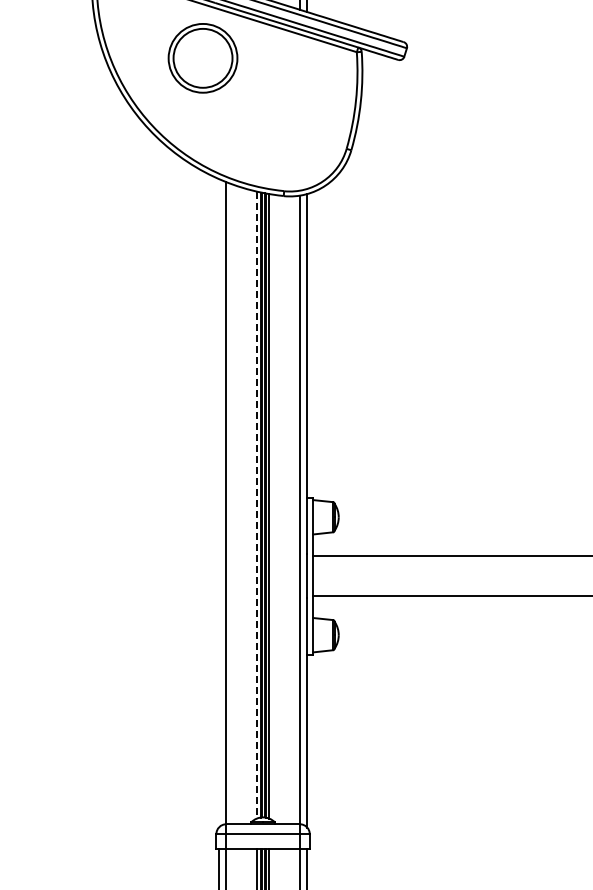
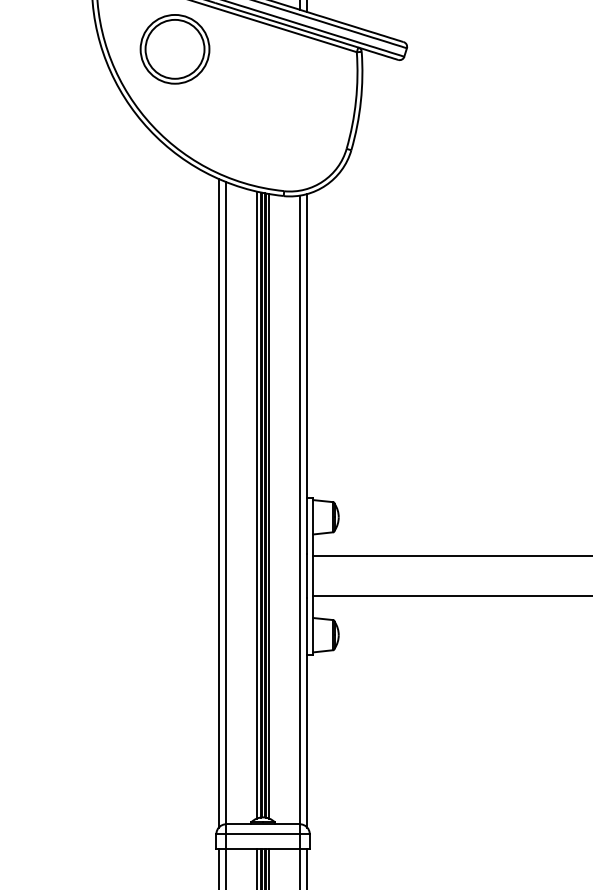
part position: (202, 58) -> (174, 49) (174, 49)
line: none -> present (218, 503)
line: dashed -> solid (256, 505)
